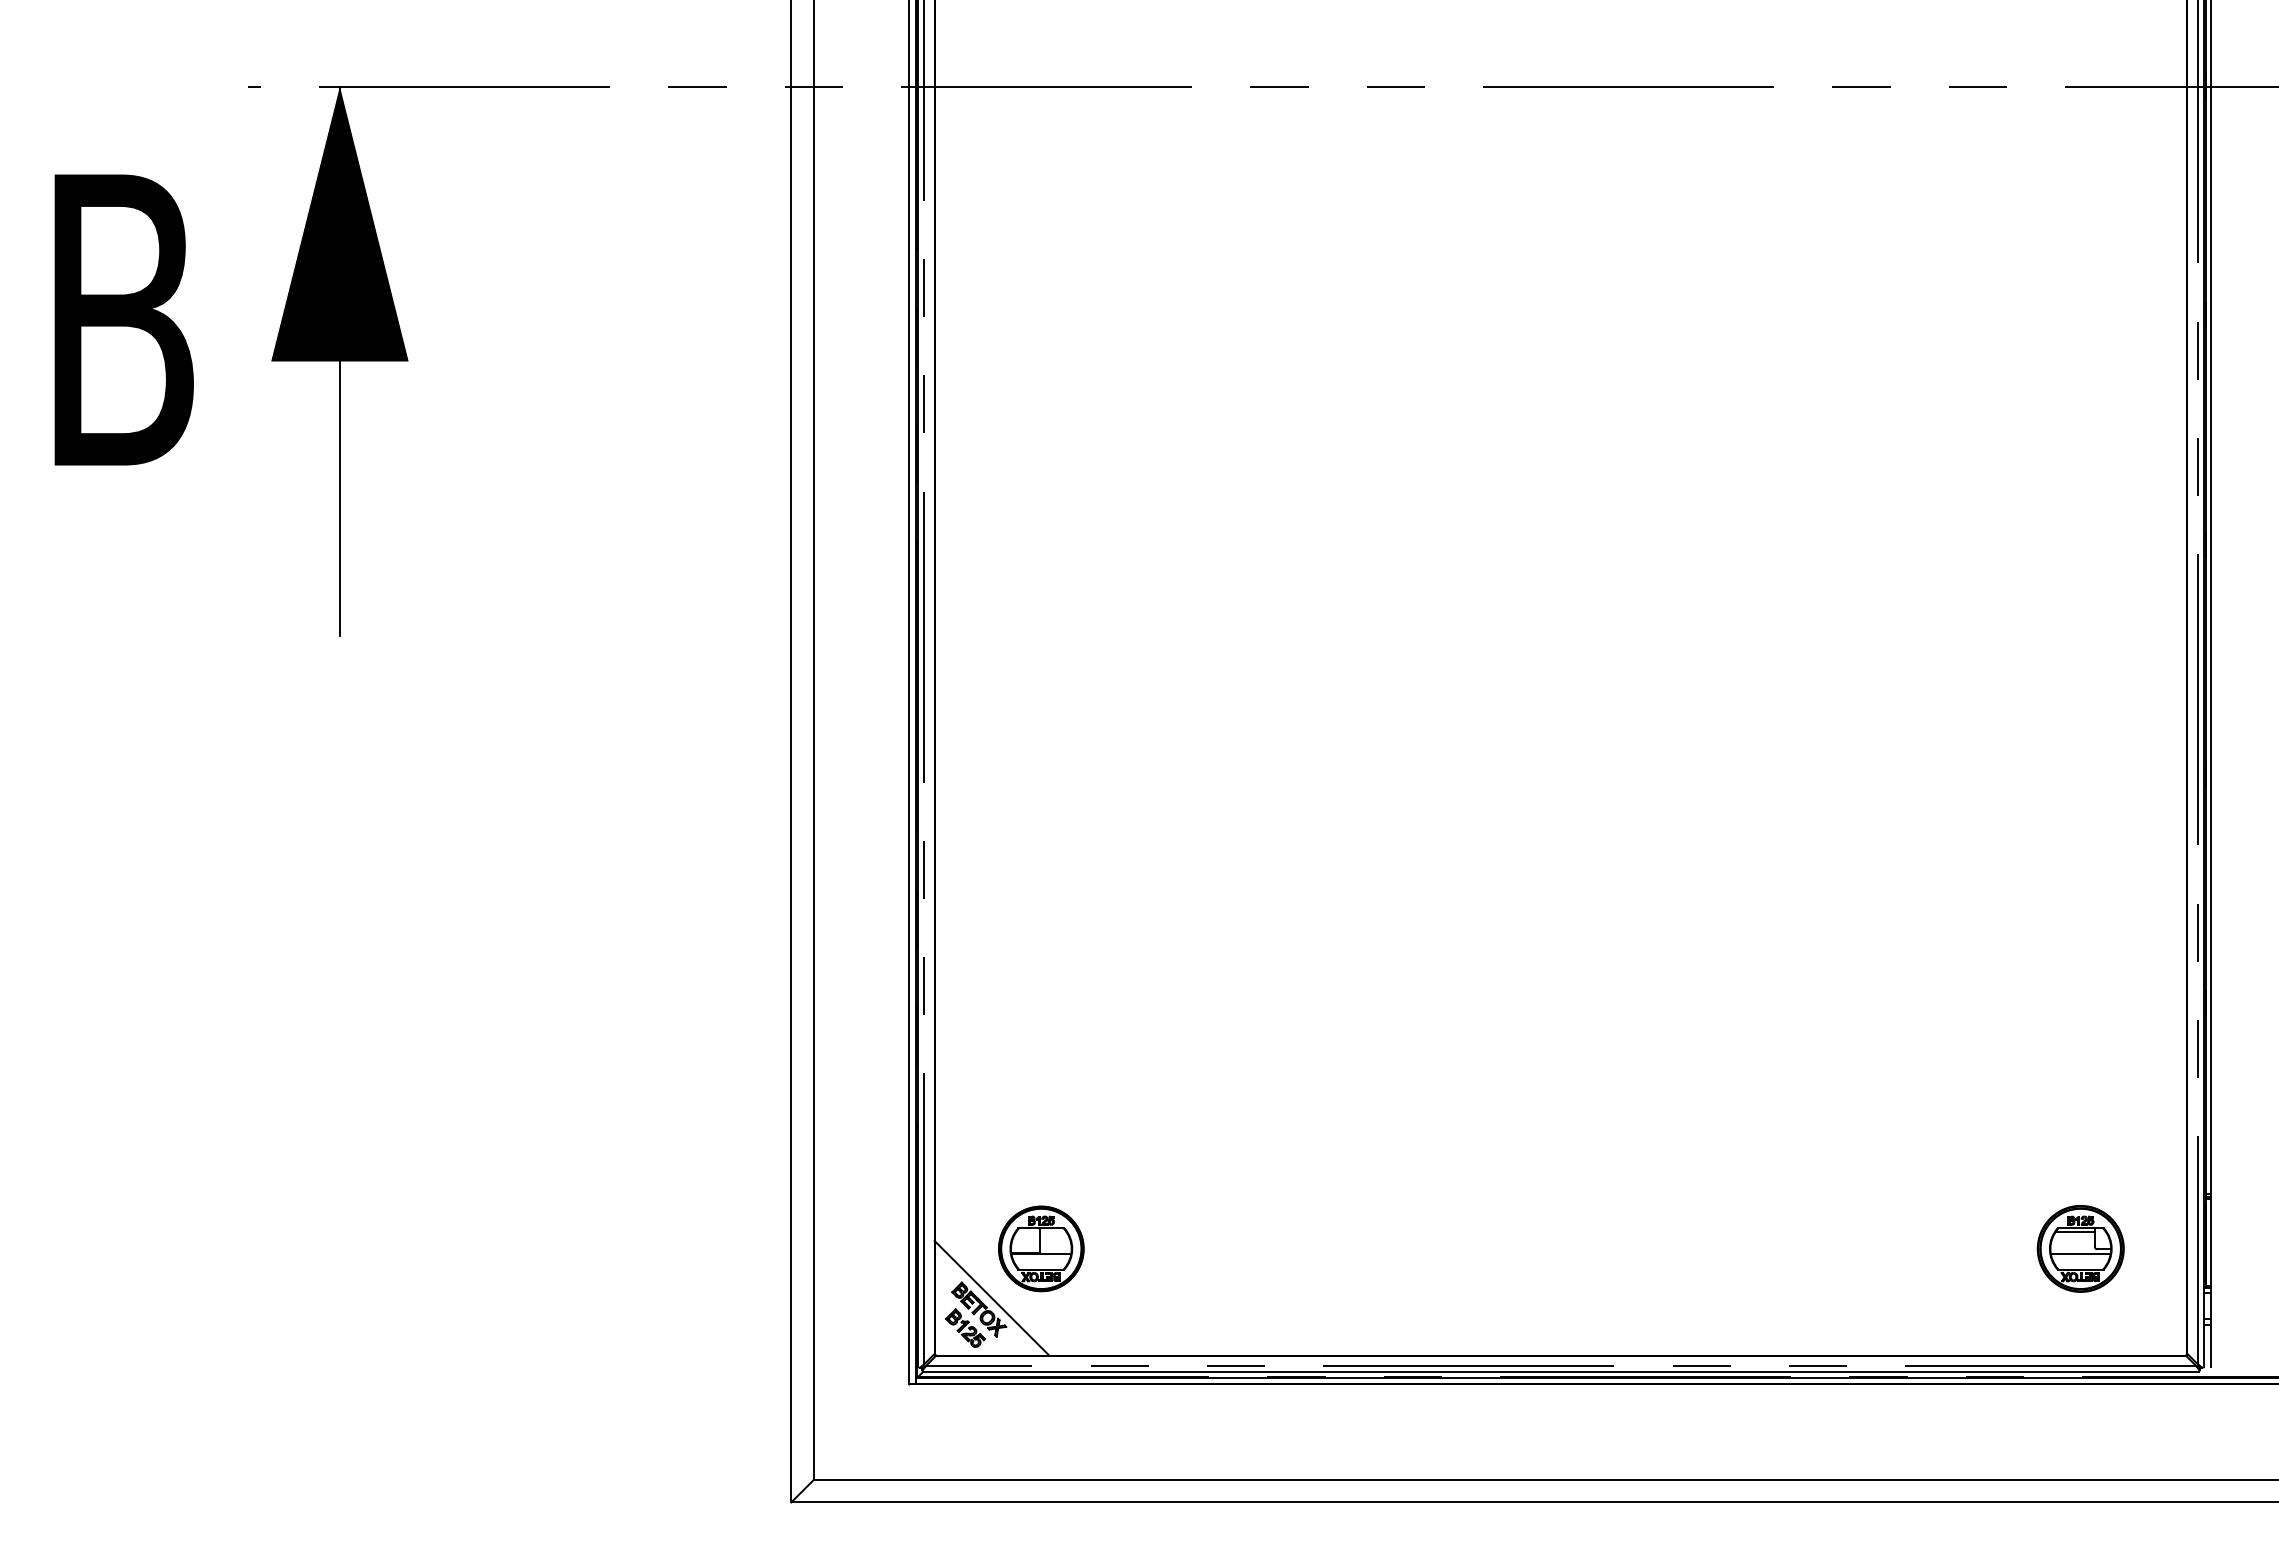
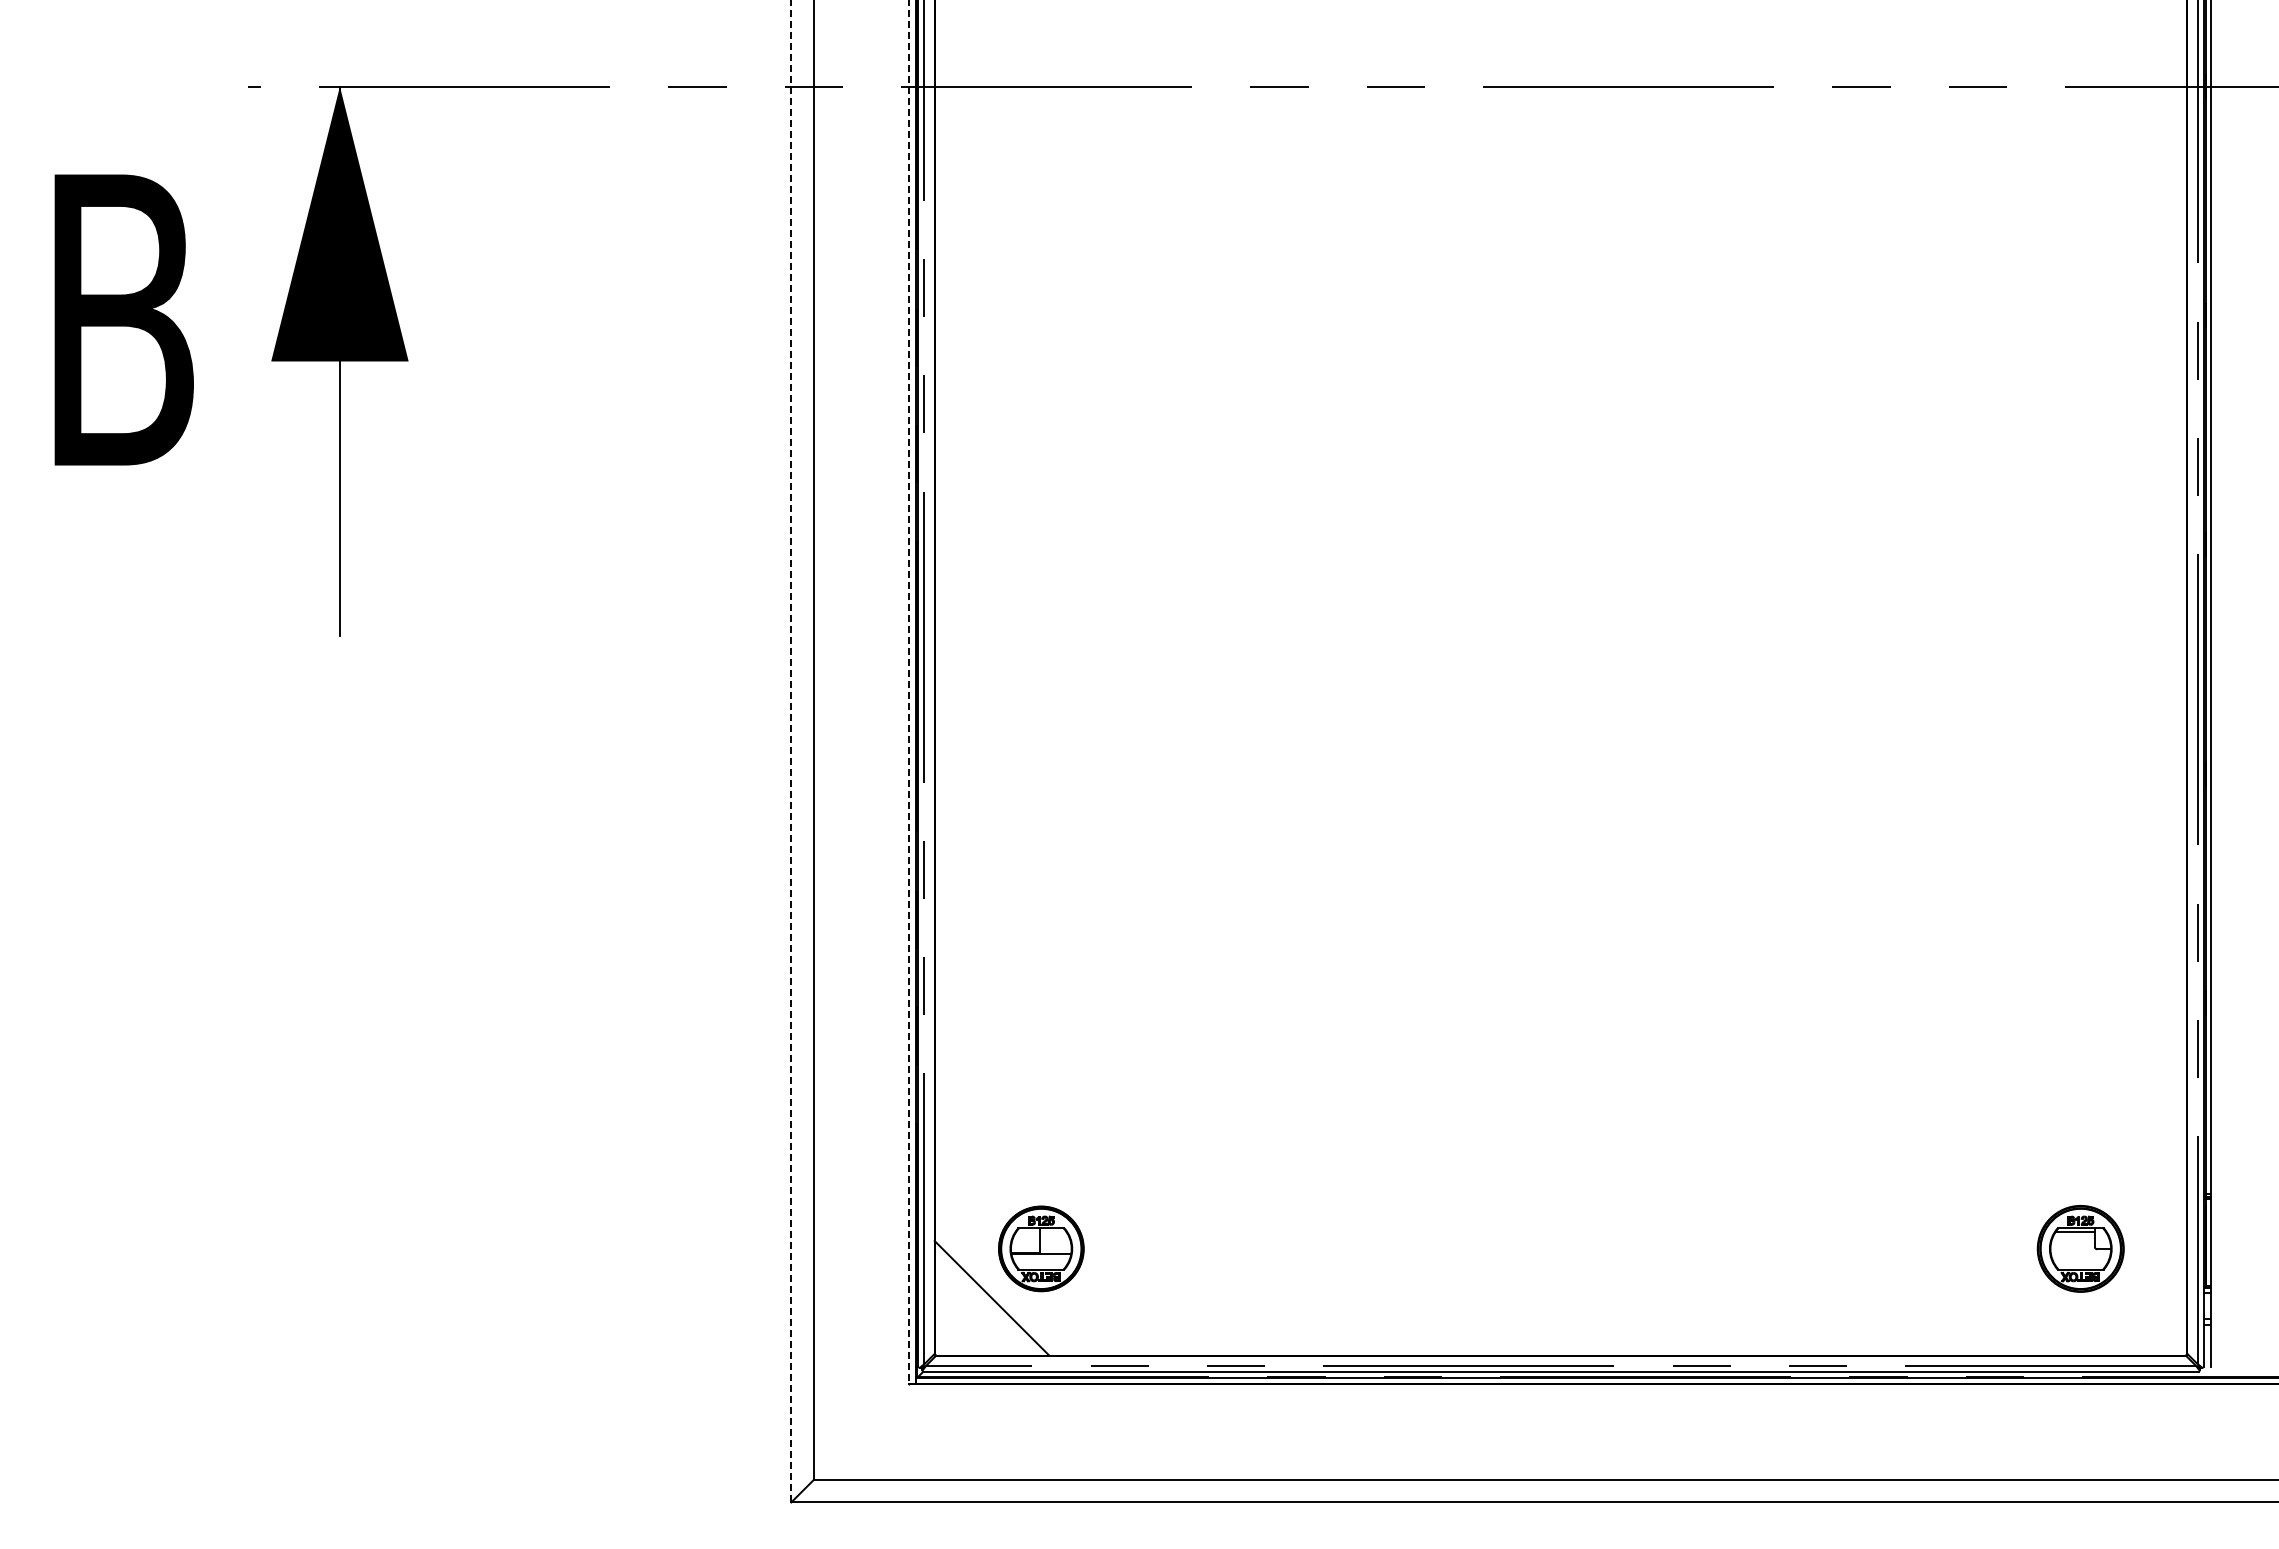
line: solid -> dashed (909, 692)
line: solid -> dashed (791, 751)
line: present -> none (2080, 1253)
part: present -> none (976, 1314)
